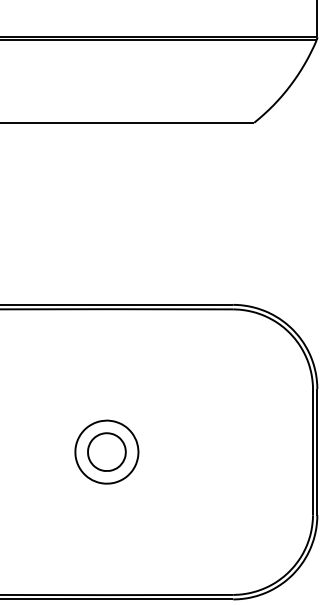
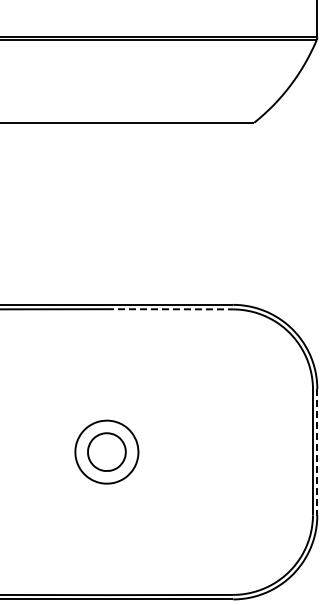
line: solid -> dashed (170, 309)
line: solid -> dashed (317, 452)
